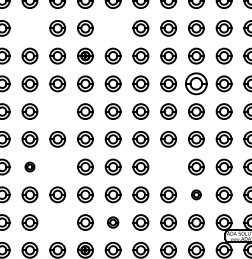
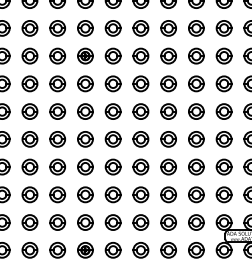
part: none -> present (29, 28)
part: none -> present (112, 28)
part size: 23x24 px -> 17x18 px (196, 83)
part: none -> present (57, 111)
part size: 12x12 px -> 18x18 px (29, 166)
part: none -> present (57, 166)
part: none -> present (168, 166)
part size: 11x12 px -> 17x18 px (196, 194)
part: none -> present (57, 222)
part size: 13x13 px -> 18x17 px (112, 222)
